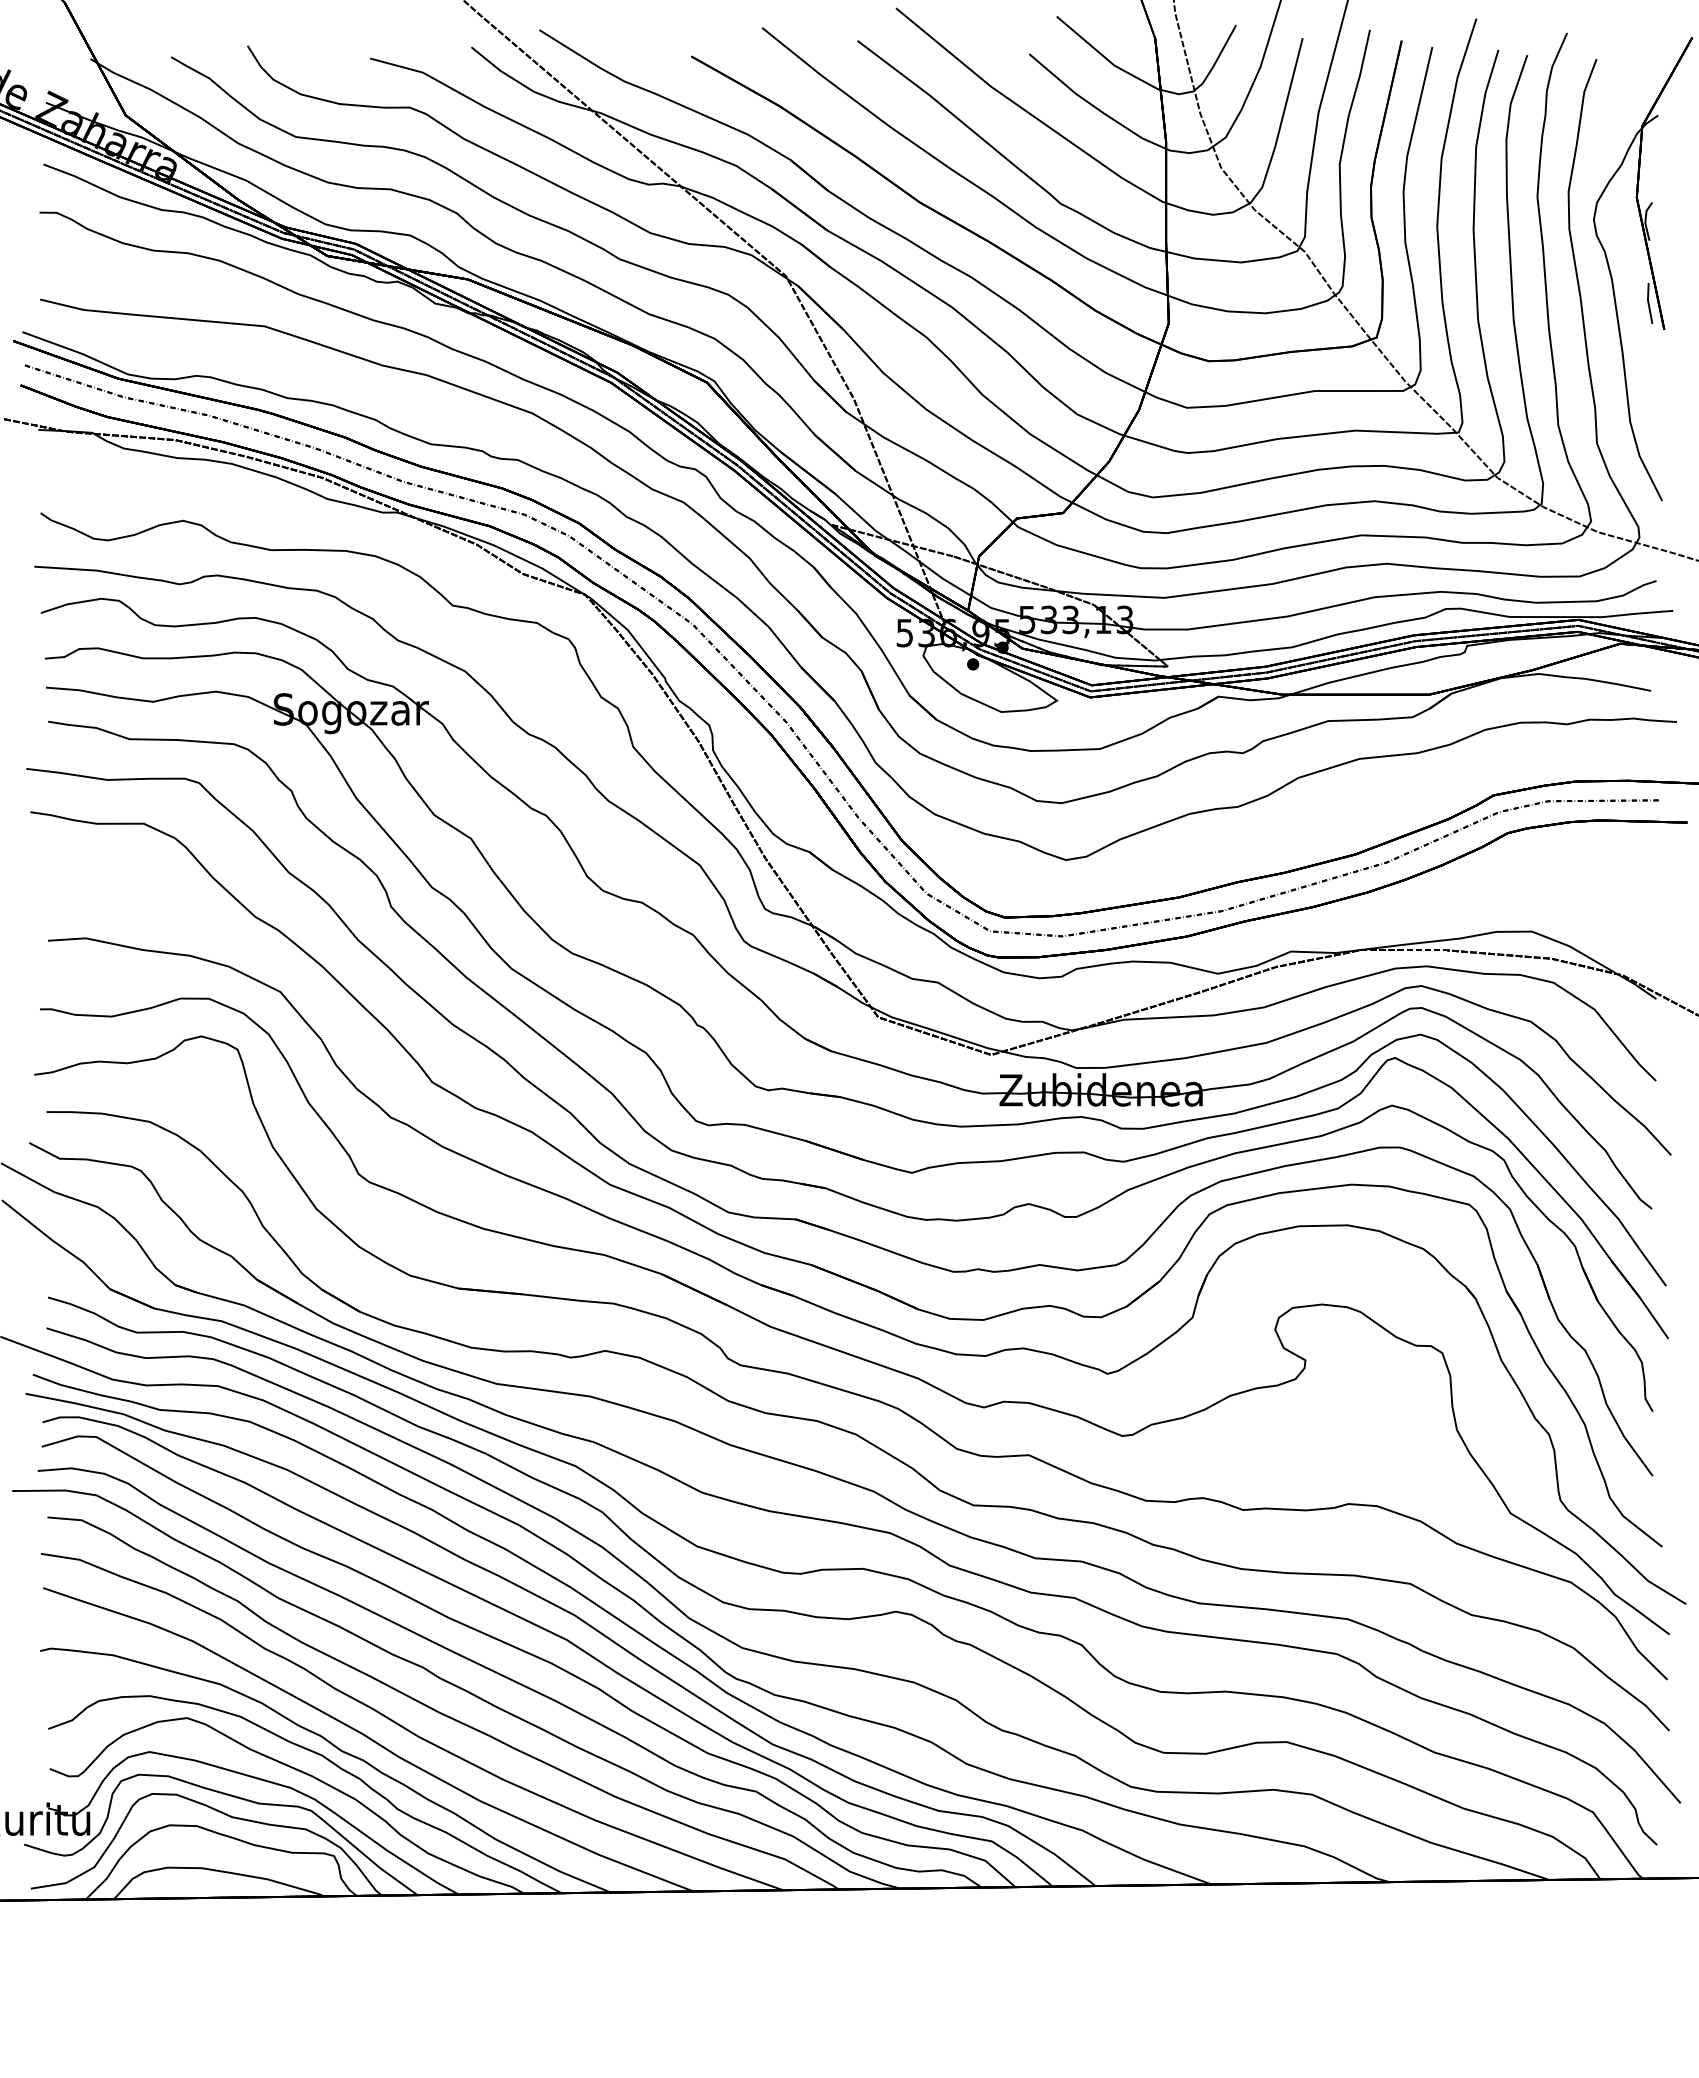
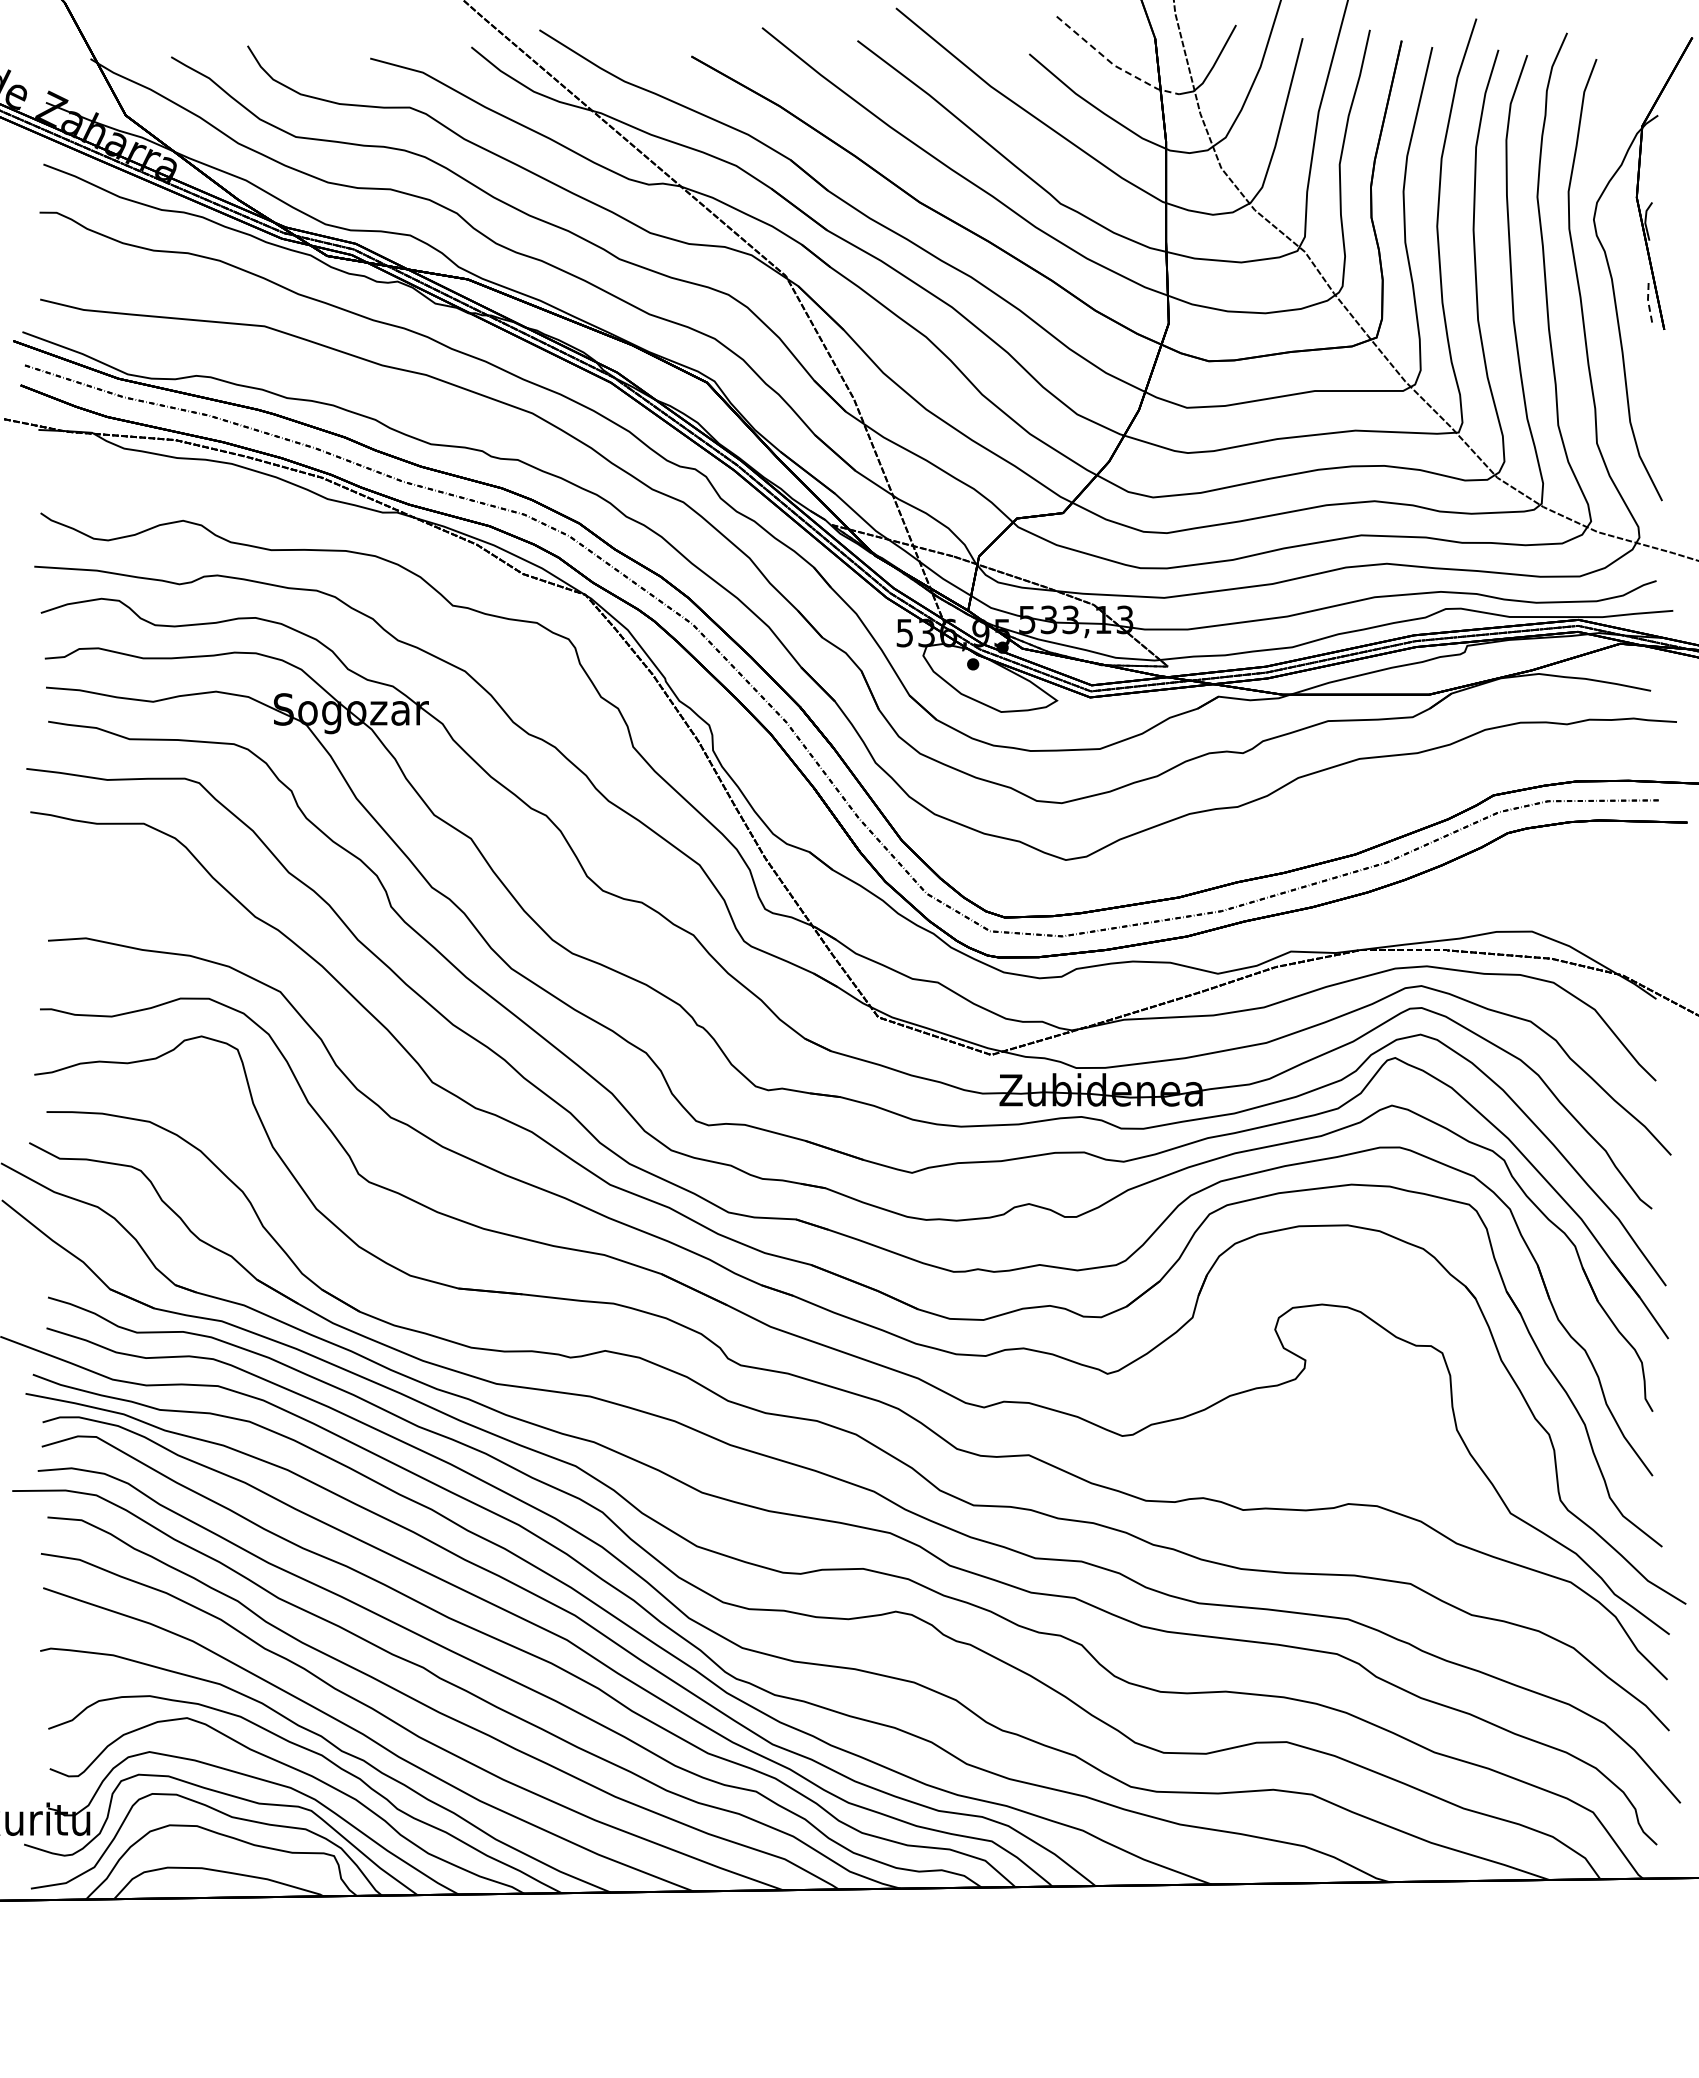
line: solid -> dashed (1113, 64)
line: solid -> dashed (1648, 302)
